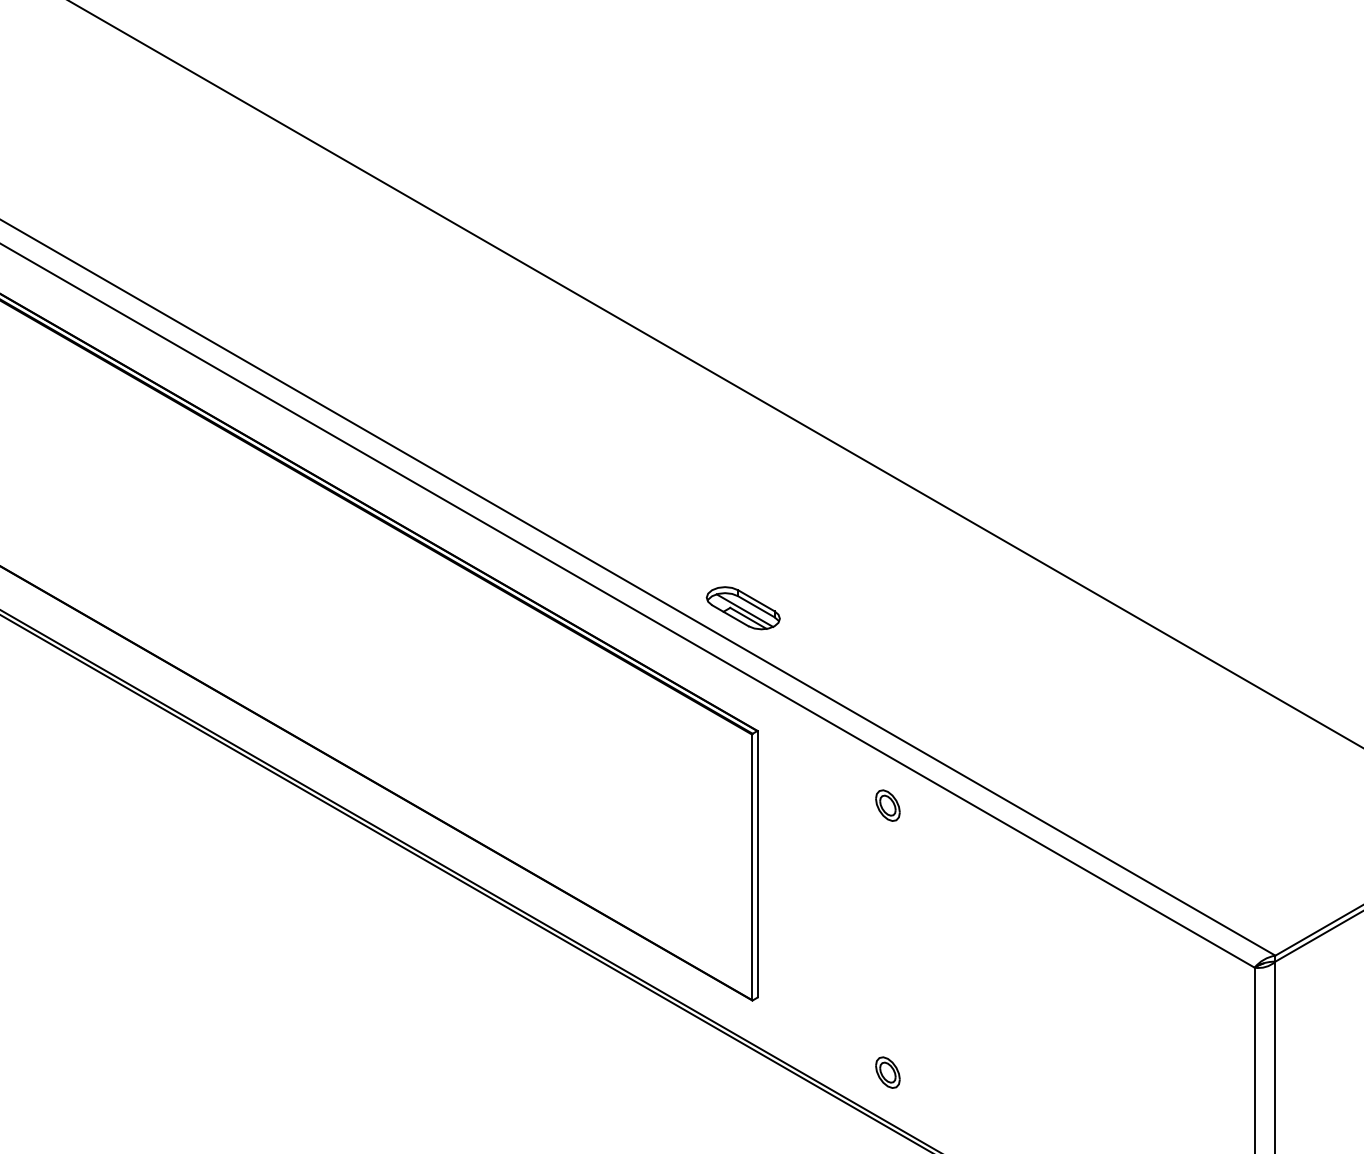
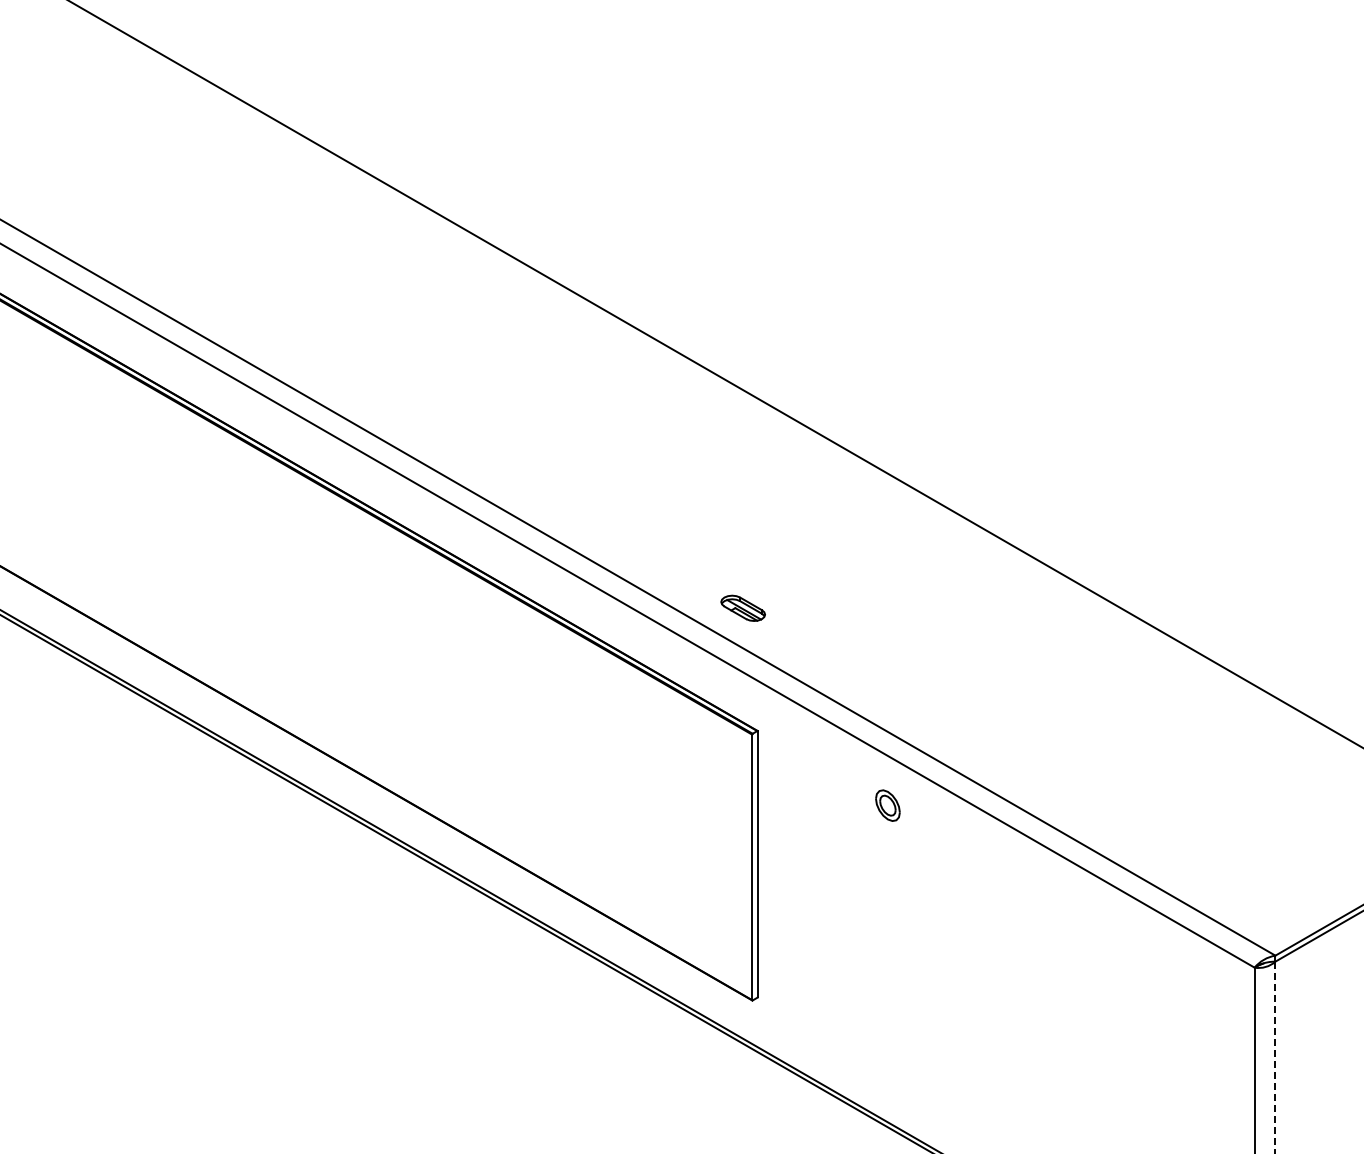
part size: 76x45 px -> 46x28 px (742, 607)
line: solid -> dashed (1275, 1057)
part: present -> none (887, 1072)
